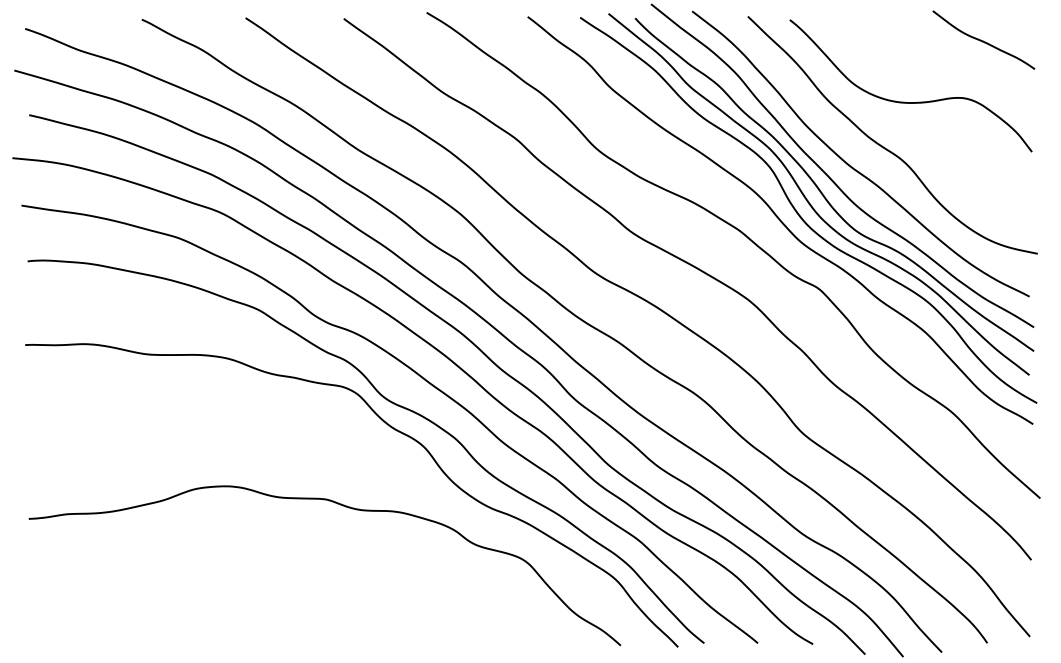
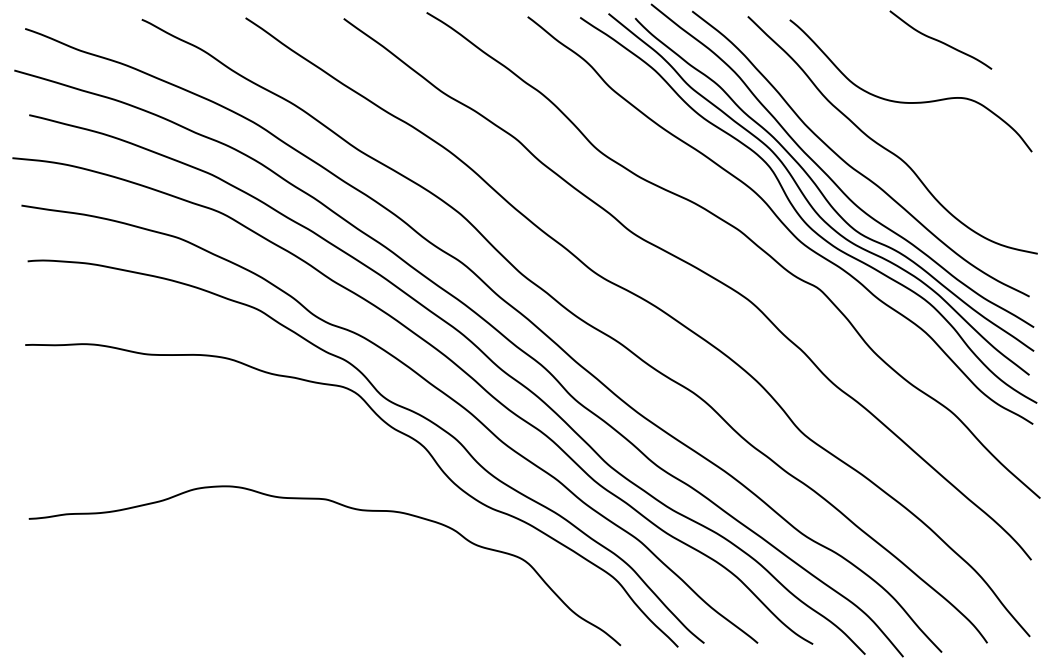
curve position: (983, 40) -> (940, 40) (940, 40)
